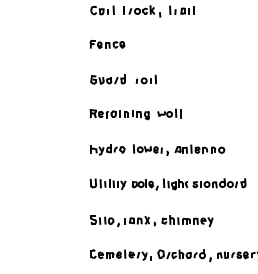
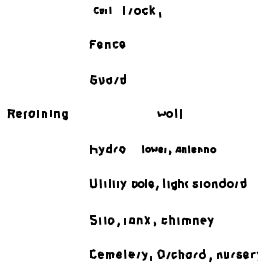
part: present -> none (181, 9)
part size: 25x11 px -> 19x9 px (102, 10)
part: present -> none (145, 79)
part position: (119, 114) -> (37, 114) (37, 114)
part size: 93x12 px -> 75x10 px (179, 149)
